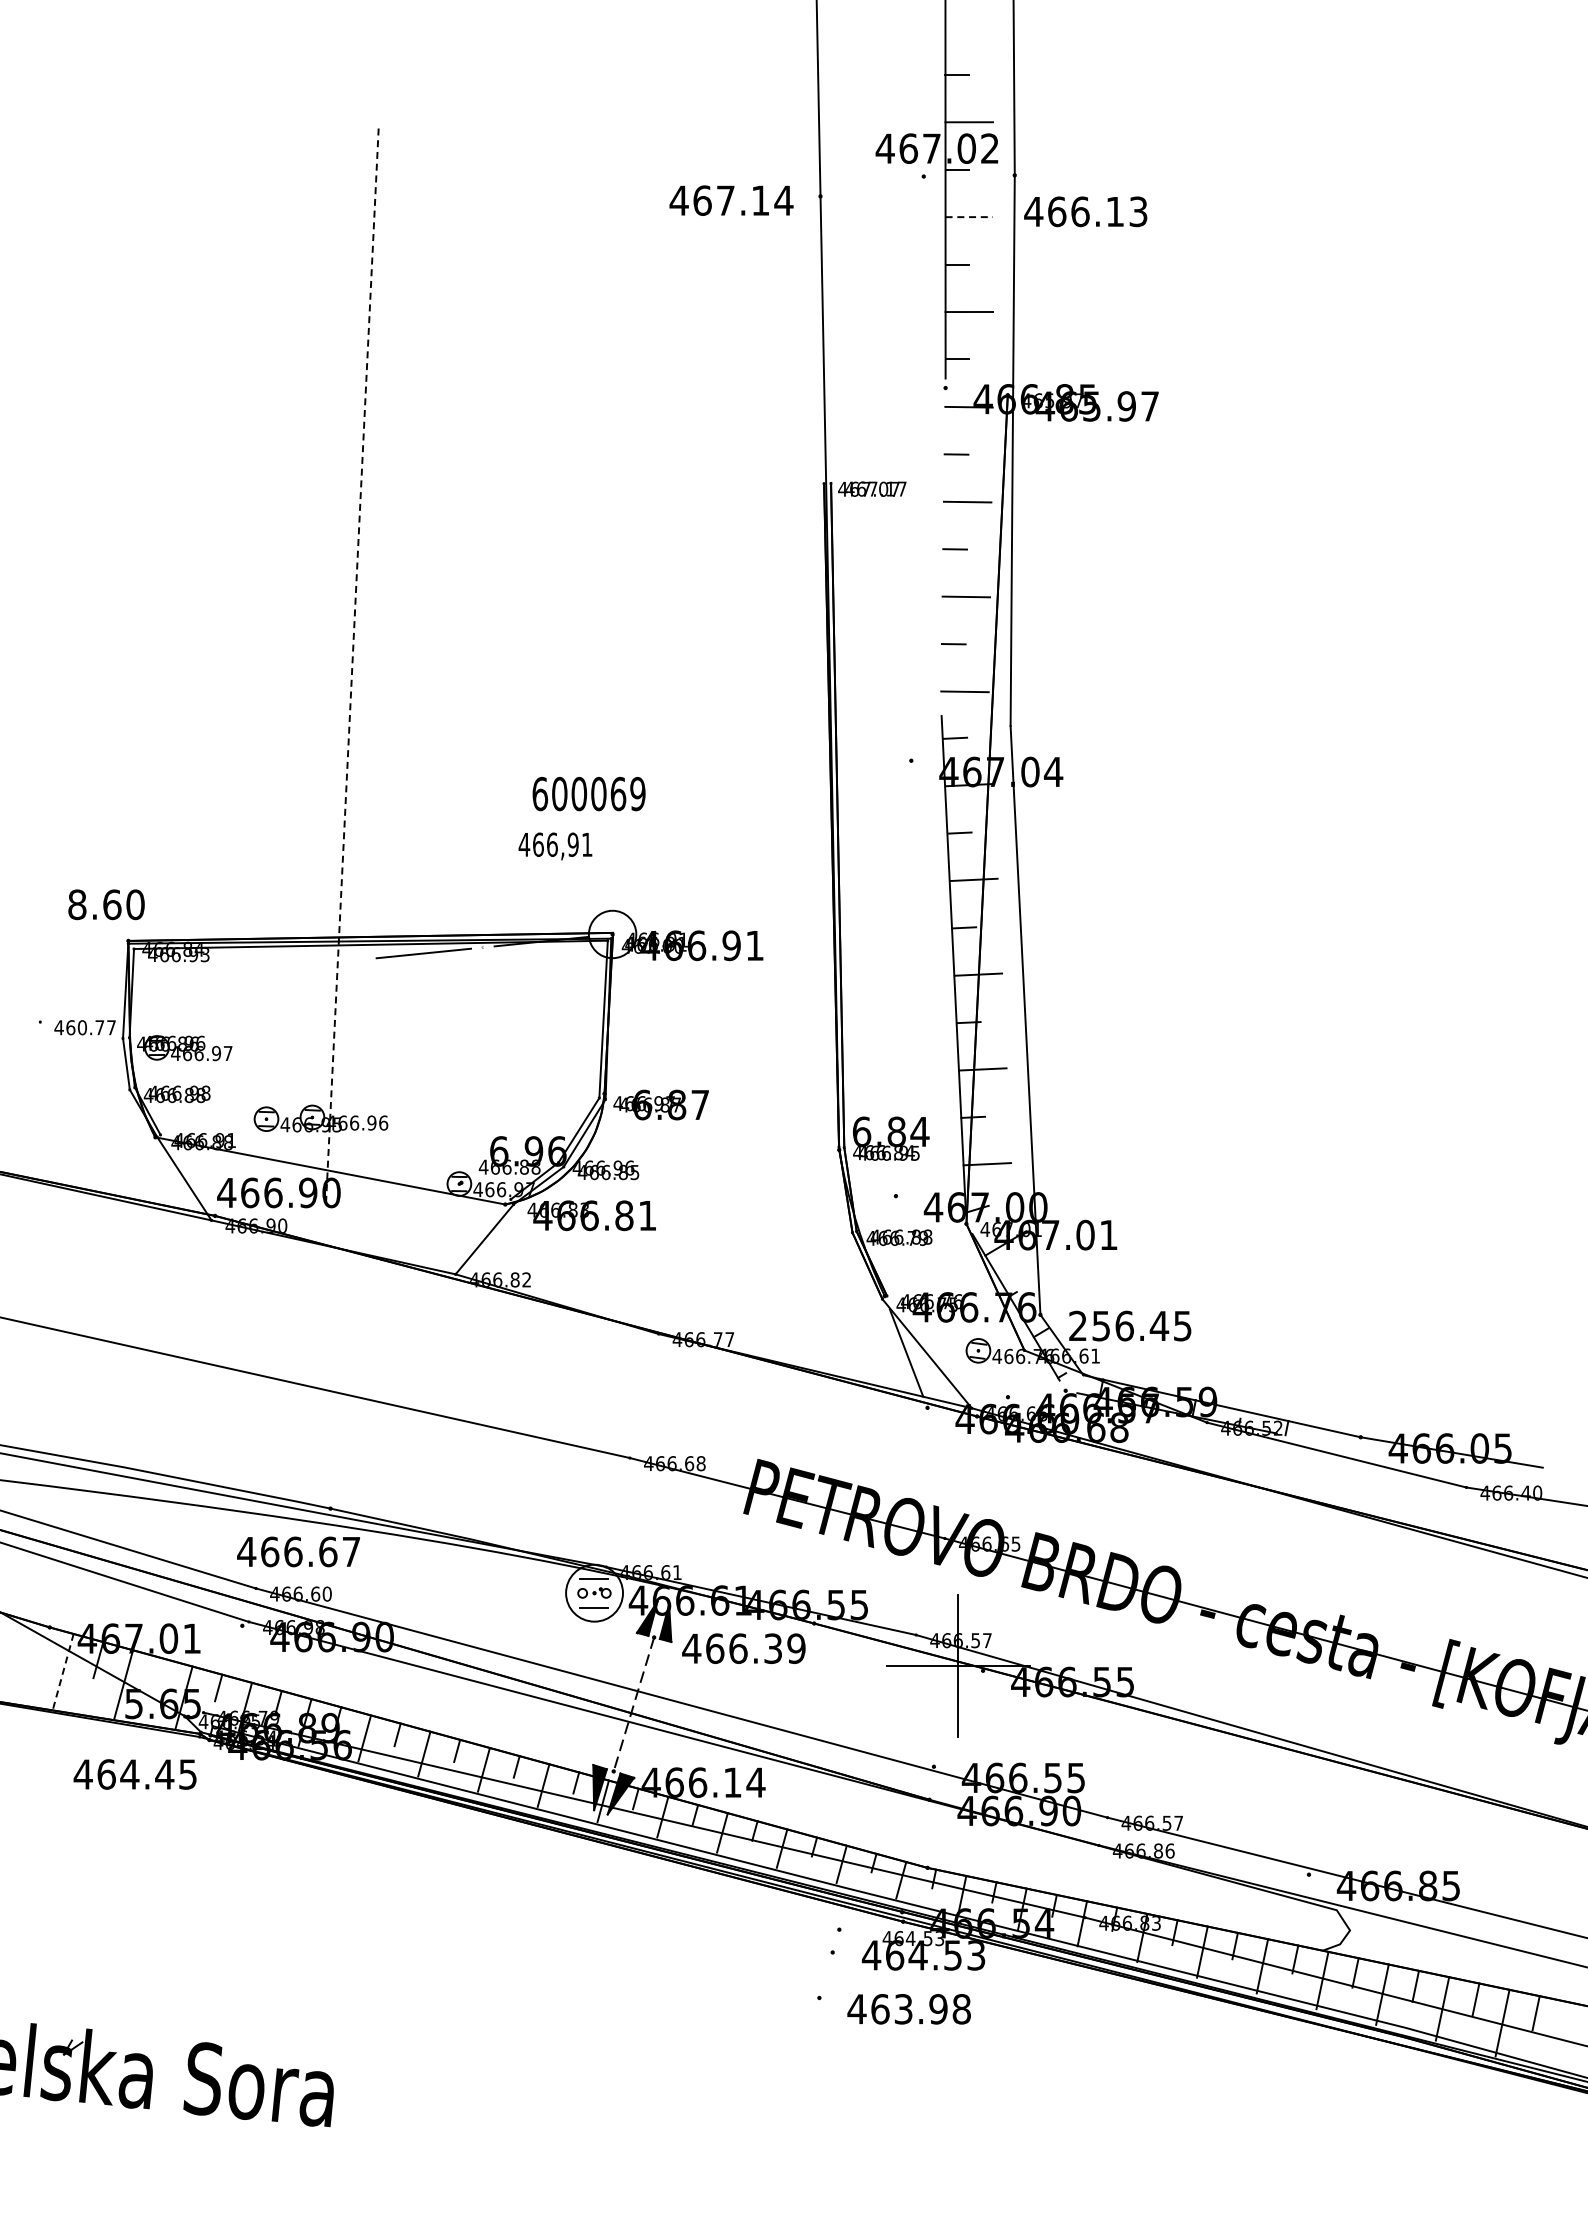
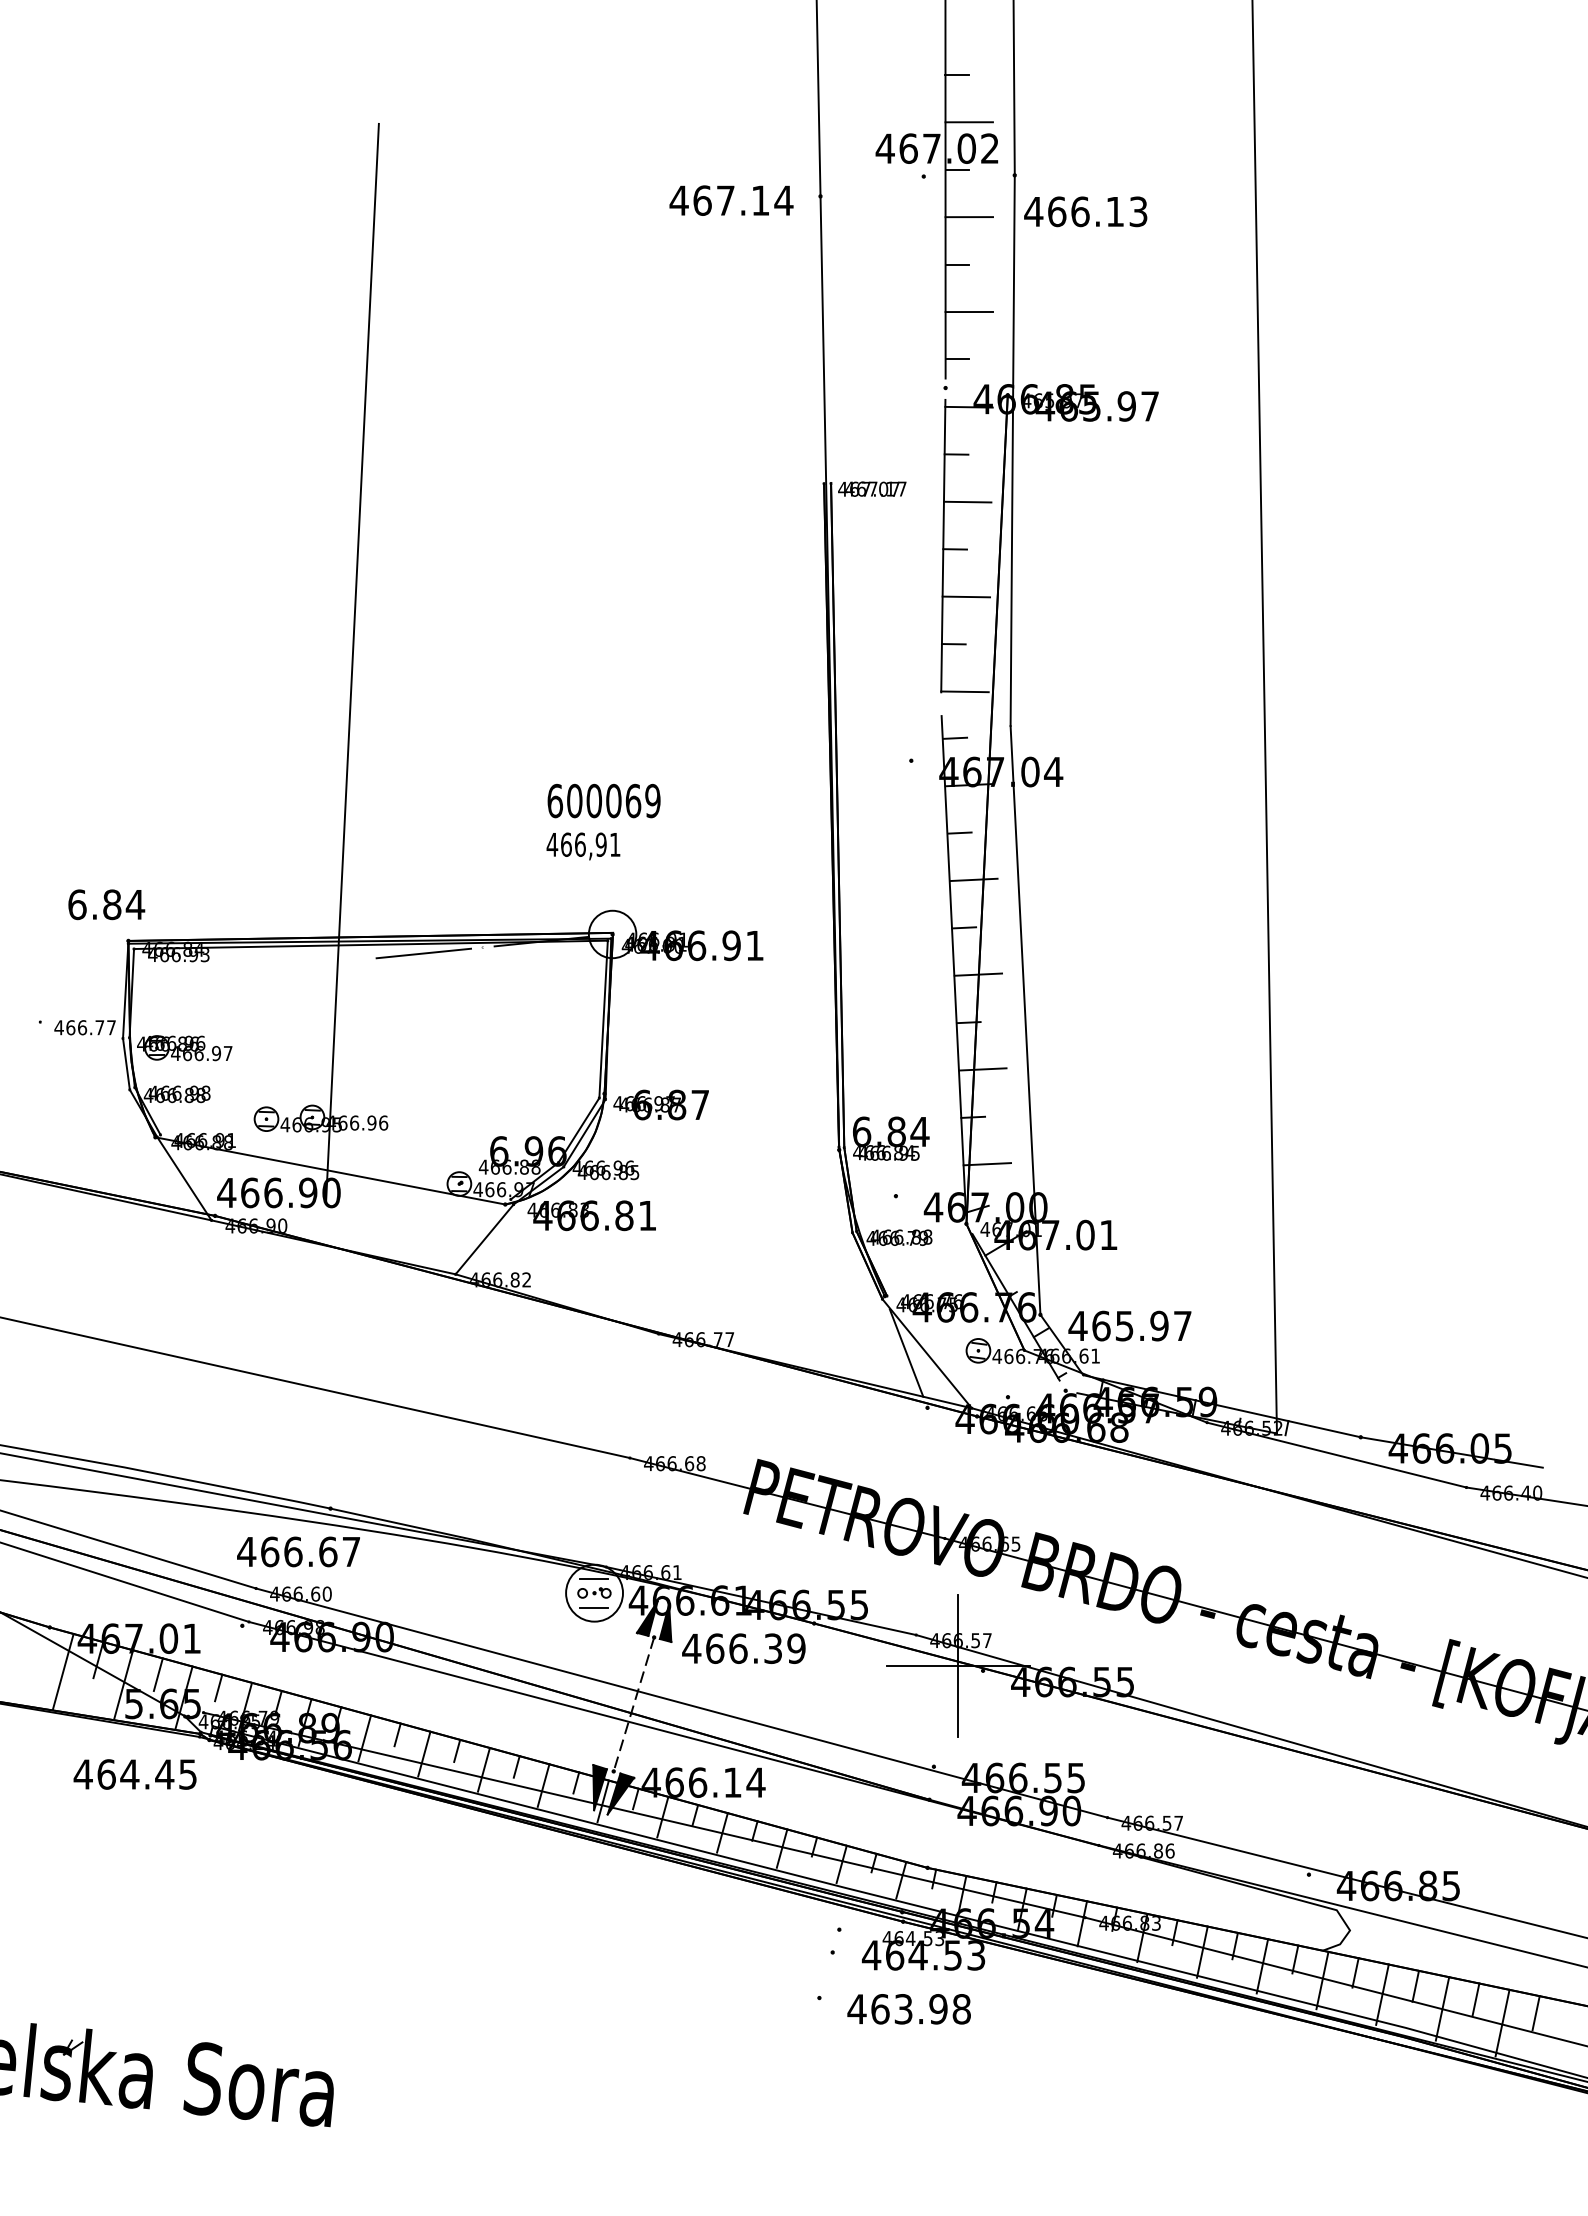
line: dashed -> solid (969, 217)
line: none -> present (943, 545)
line: dashed -> solid (352, 662)
line: none -> present (1264, 717)
text position: (588, 793) -> (603, 800) (603, 800)
text position: (555, 846) -> (583, 846) (583, 846)
text: 8.60 -> 6.84 (106, 904)
text: 460.77 -> 466.77 (82, 1027)
text: 256.45 -> 465.97 (1129, 1325)
line: dashed -> solid (63, 1672)
line: none -> present (157, 1674)
